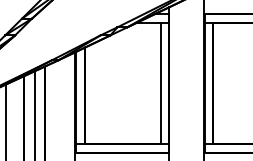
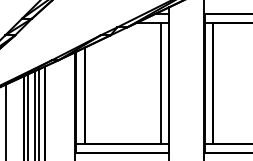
line: none -> present (39, 113)
line: none -> present (28, 115)
